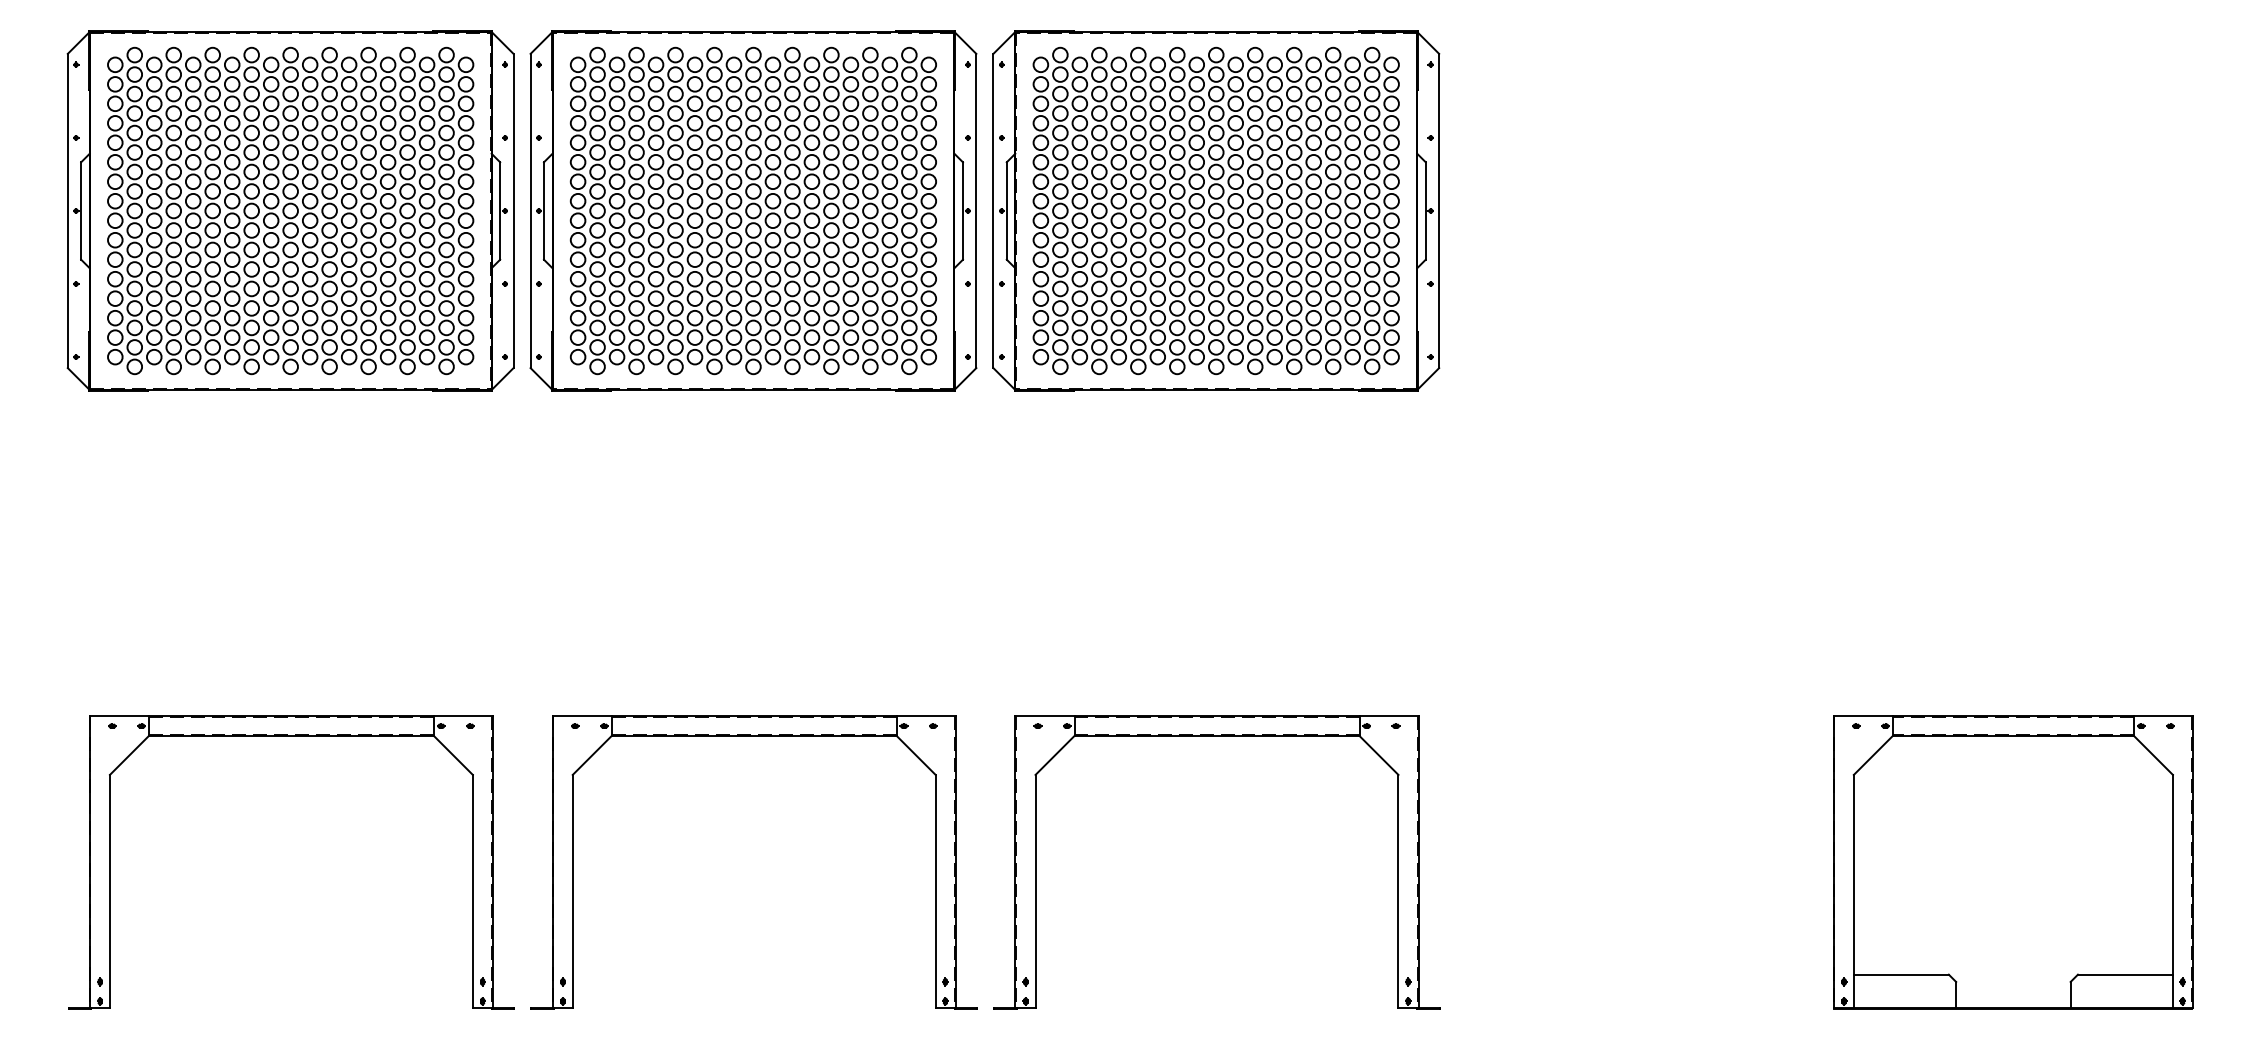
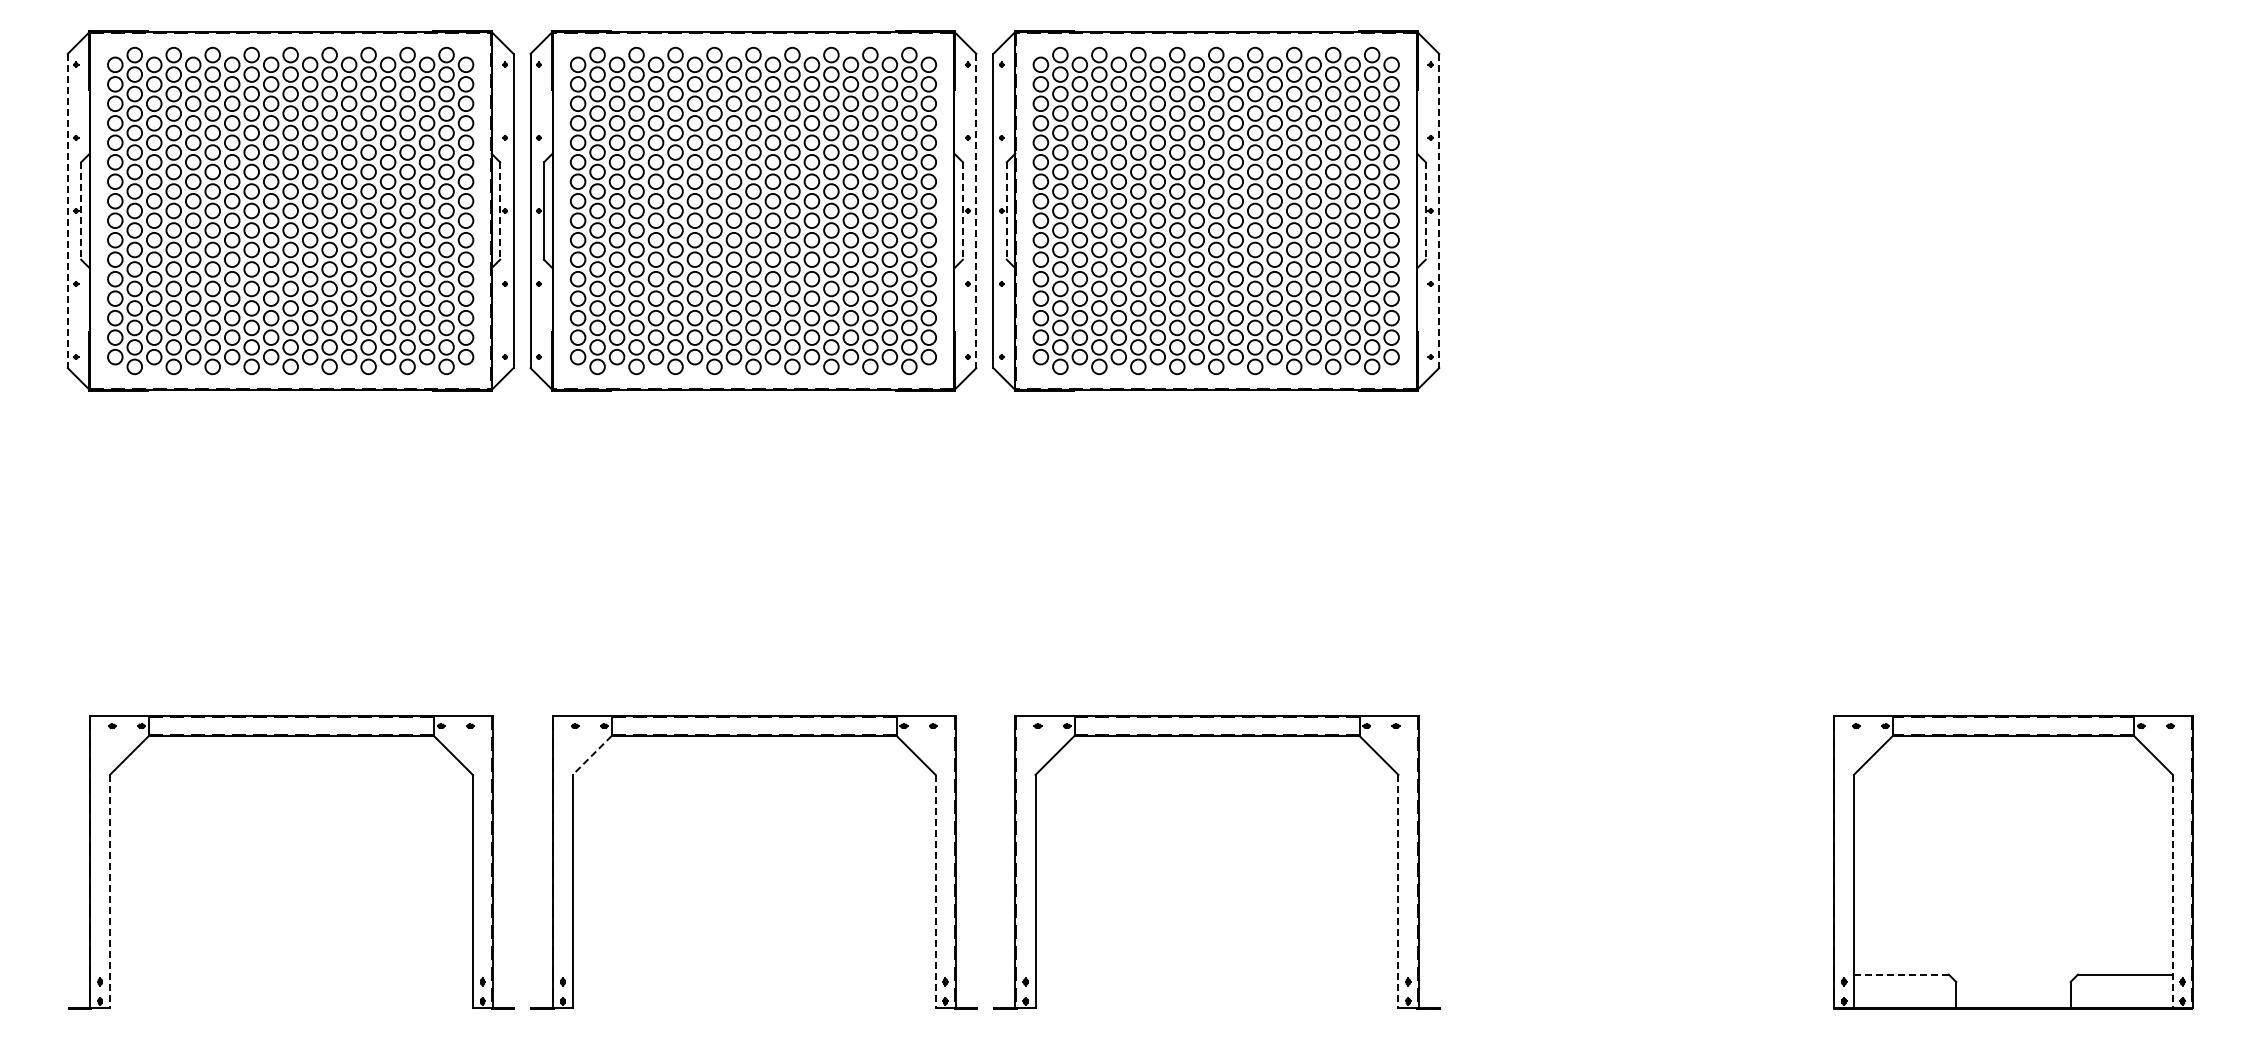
line: solid -> dashed (67, 211)
line: solid -> dashed (81, 211)
line: solid -> dashed (500, 211)
line: solid -> dashed (962, 211)
line: solid -> dashed (976, 211)
line: solid -> dashed (1006, 211)
line: solid -> dashed (1425, 211)
line: solid -> dashed (1439, 211)
line: solid -> dashed (592, 755)
line: solid -> dashed (109, 891)
line: solid -> dashed (935, 891)
line: solid -> dashed (1398, 891)
line: solid -> dashed (2172, 891)
line: solid -> dashed (1900, 974)
